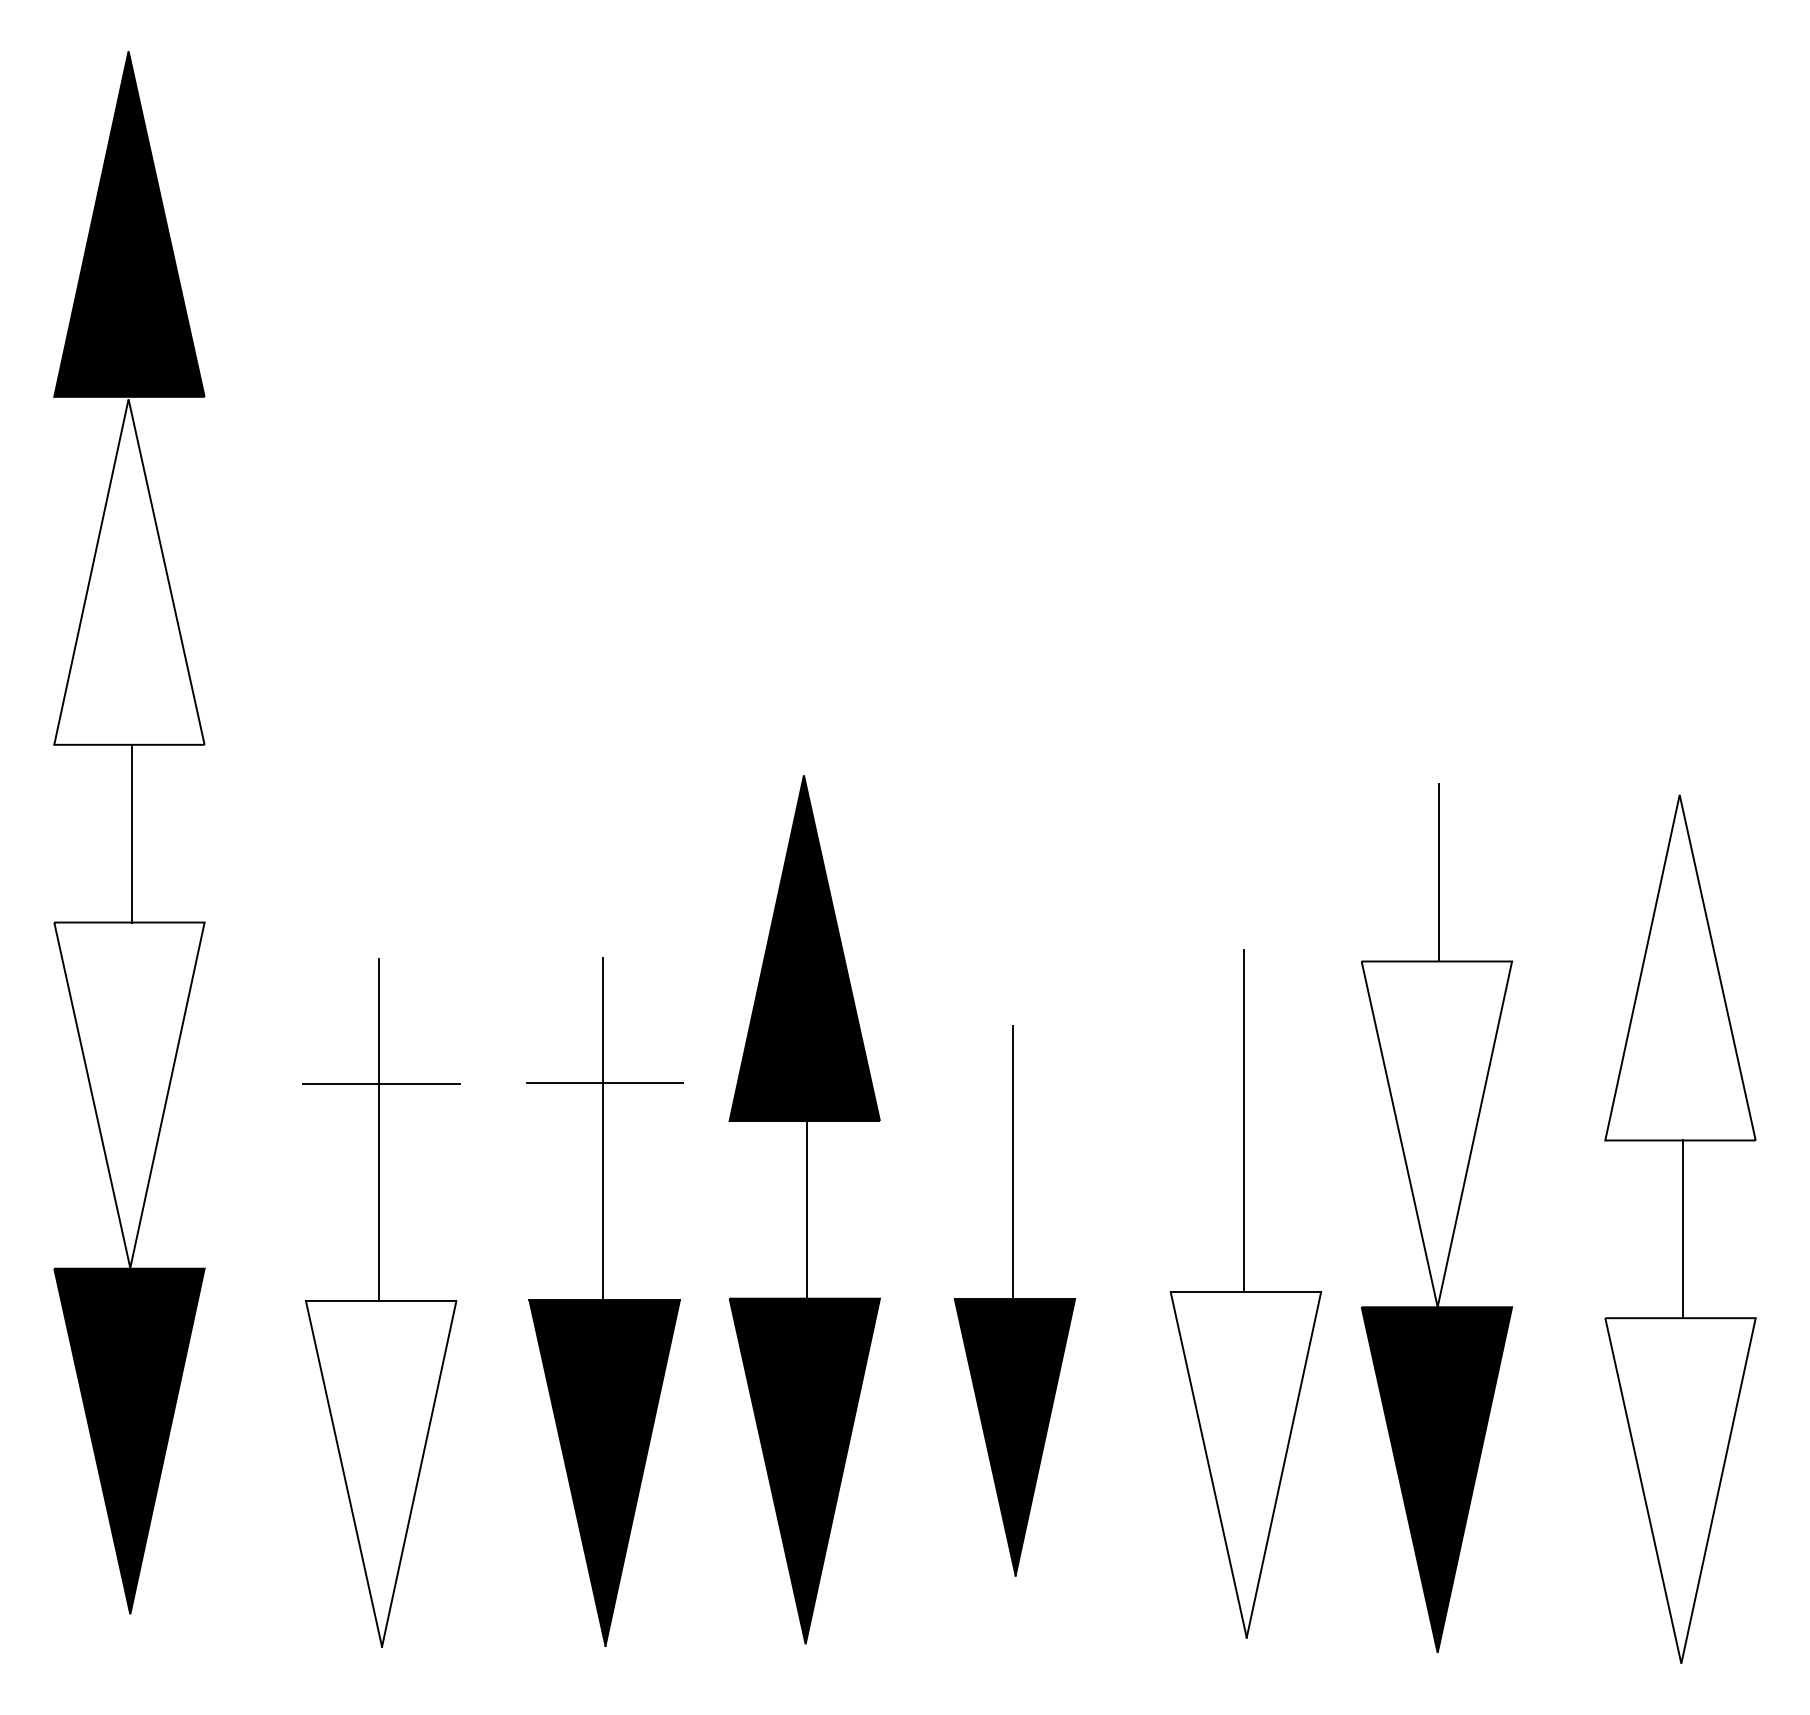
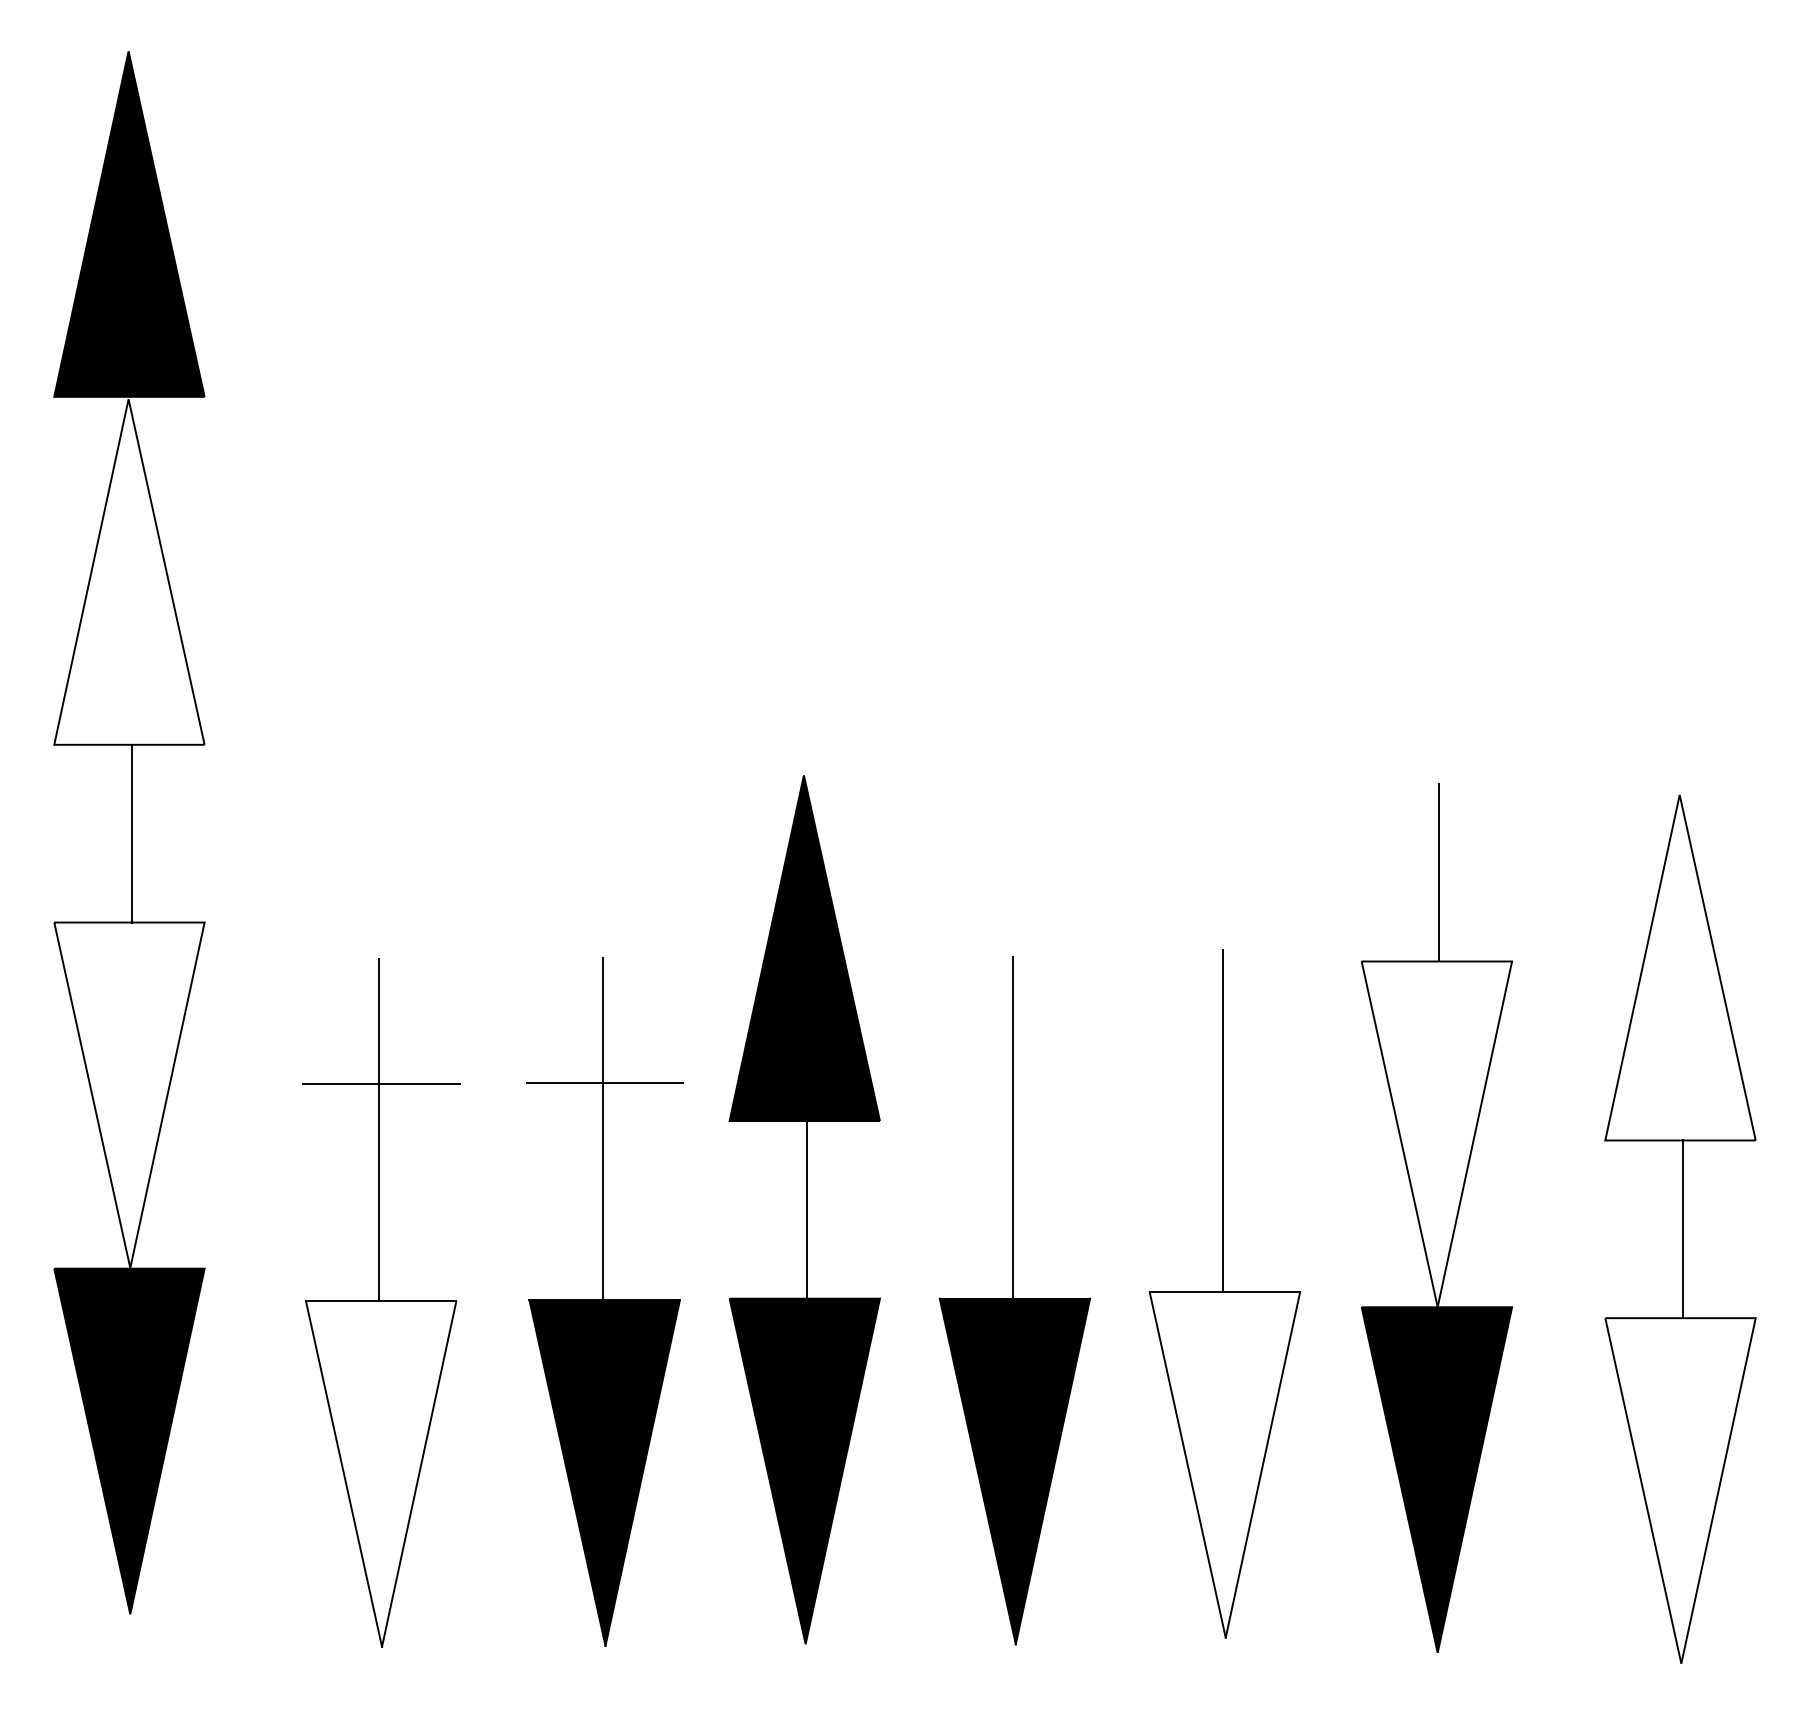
part position: (1245, 1293) -> (1224, 1293) (1224, 1293)
part size: 123x552 px -> 154x690 px (1014, 1300)
